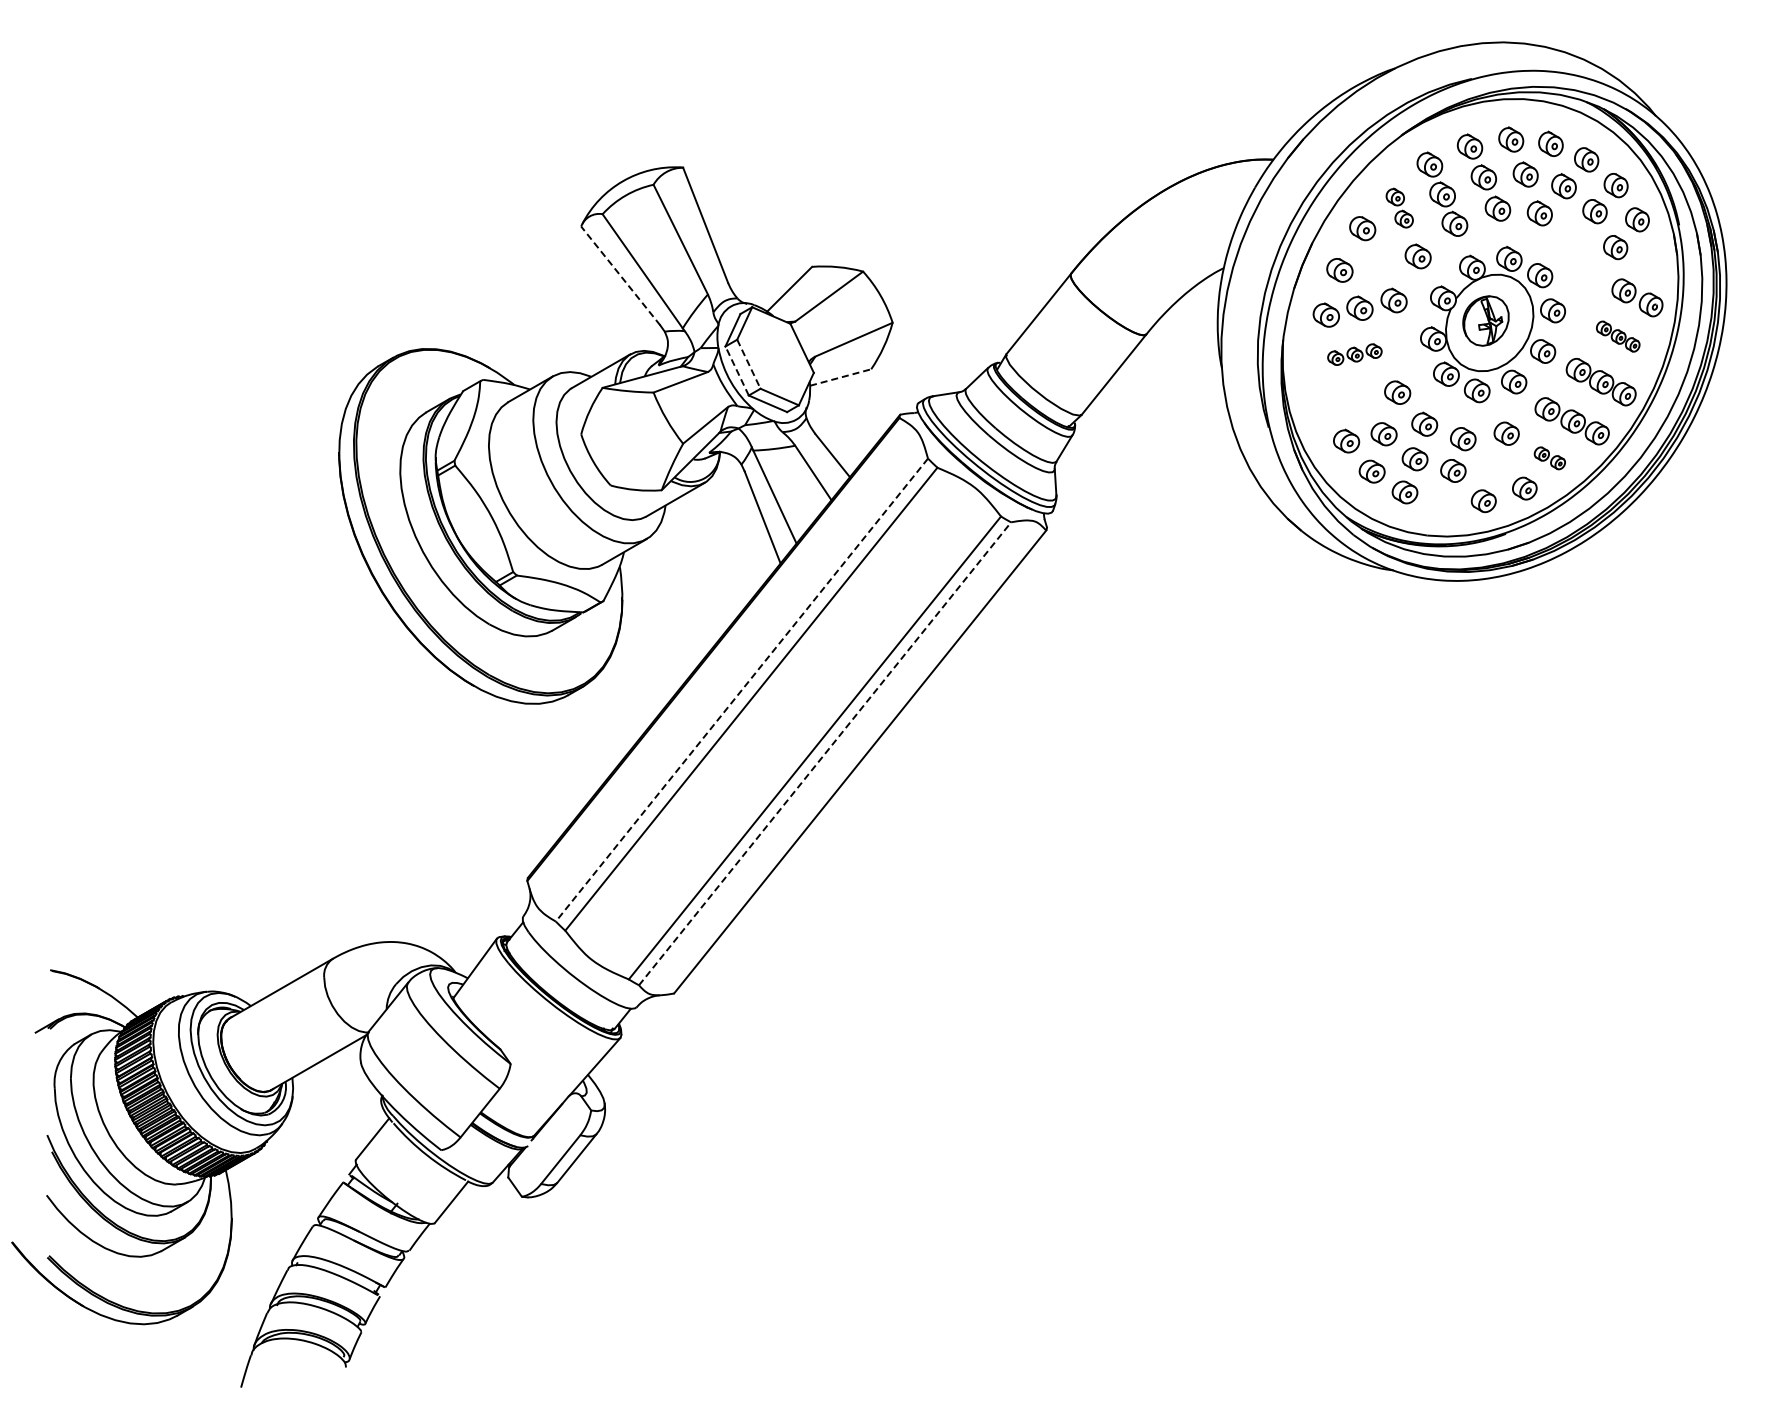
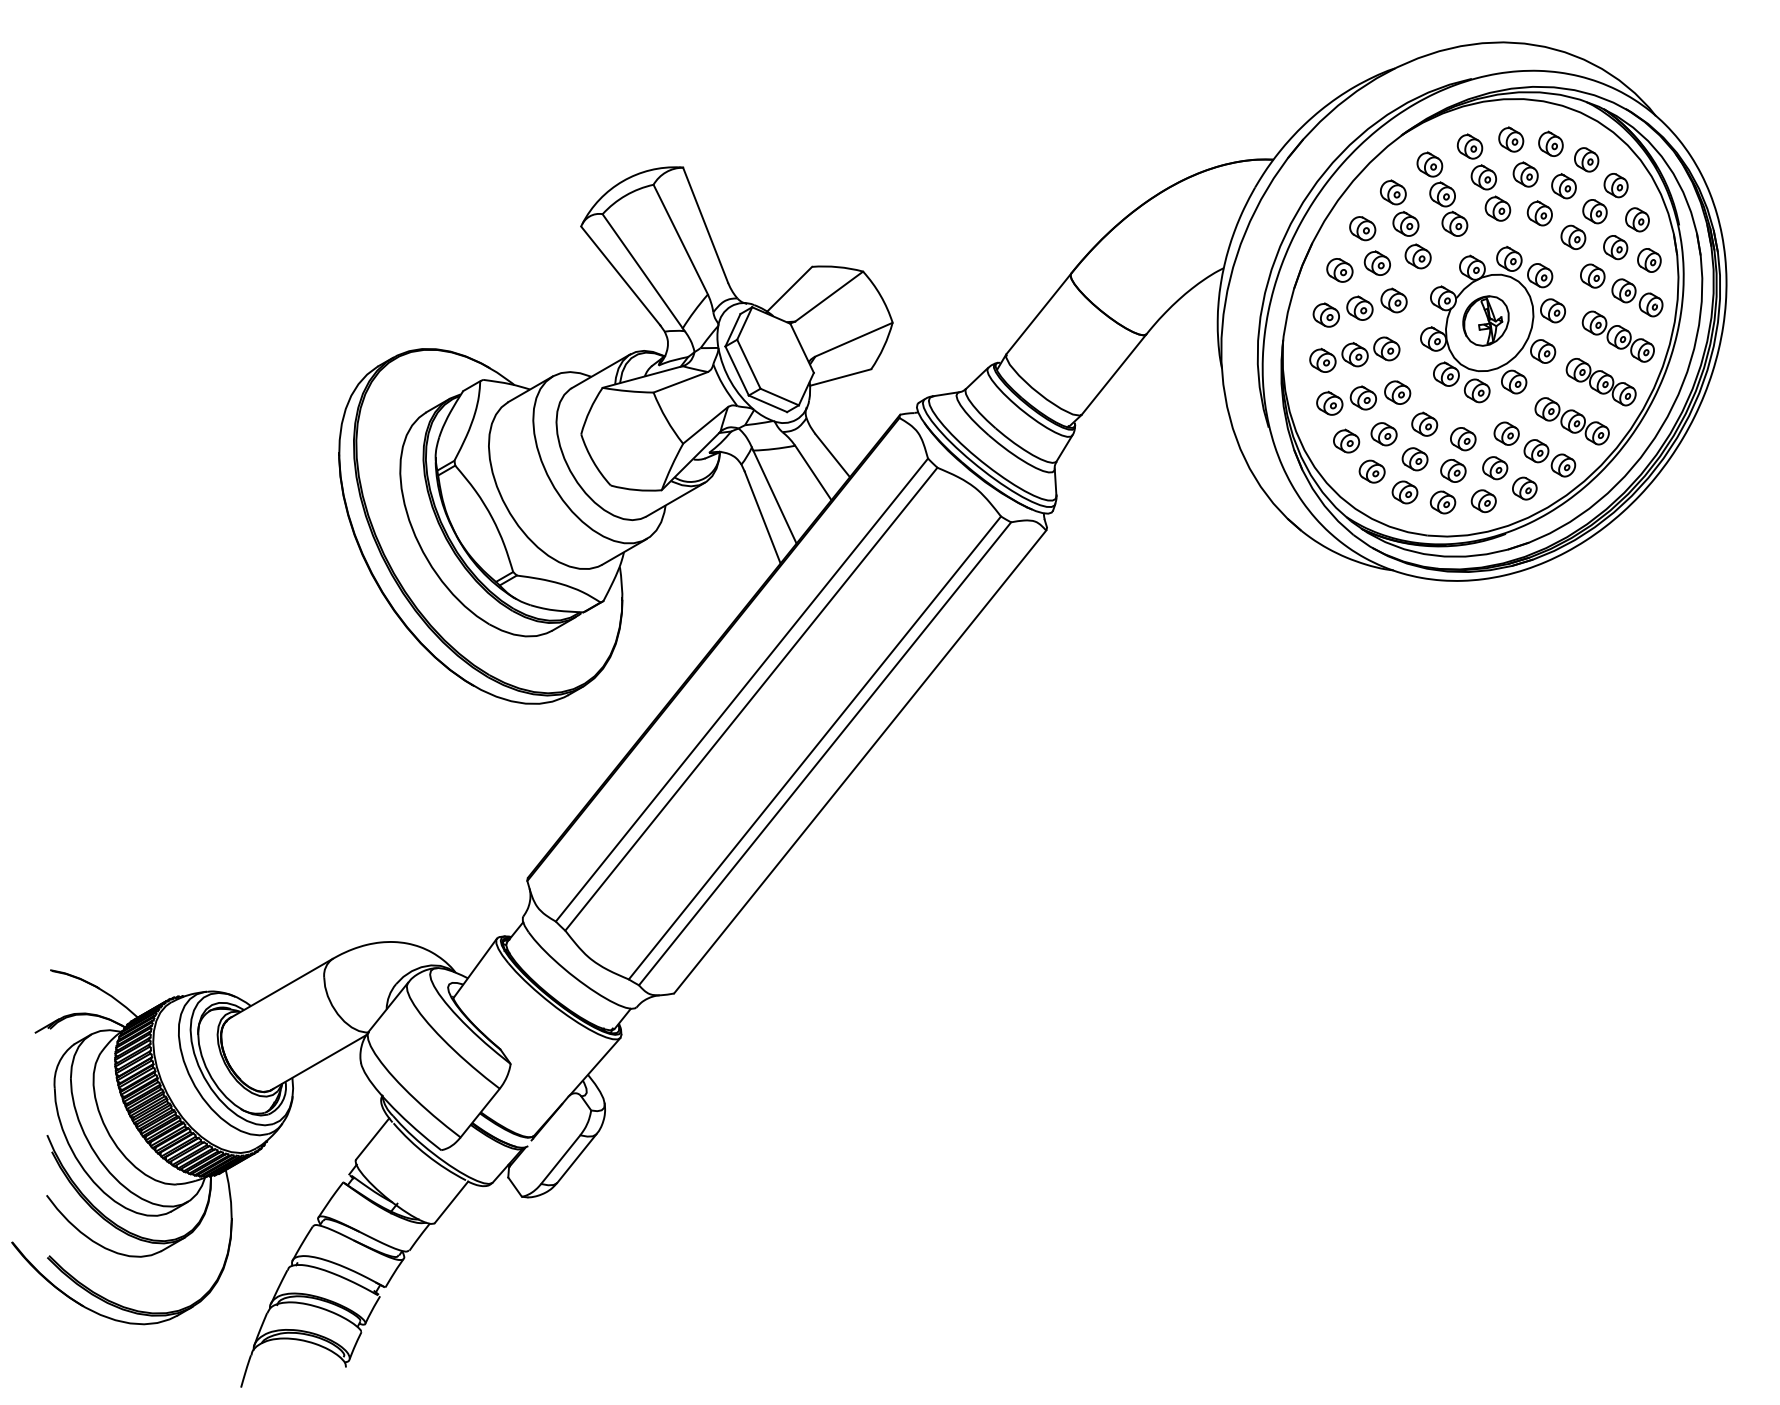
part size: 29x42 px -> 40x58 px (1399, 207)
part: none -> present (1573, 236)
part: none -> present (1649, 260)
part: none -> present (1376, 262)
line: dashed -> solid (620, 275)
part: none -> present (1592, 275)
part size: 45x33 px -> 74x53 px (1617, 336)
part size: 56x23 px -> 92x37 px (1354, 354)
line: dashed -> solid (749, 364)
line: dashed -> solid (736, 370)
line: dashed -> solid (840, 377)
part: none -> present (1346, 400)
part size: 33x25 px -> 54x39 px (1549, 458)
part: none -> present (1495, 468)
part: none -> present (1442, 502)
line: dashed -> solid (741, 690)
line: dashed -> solid (825, 753)
